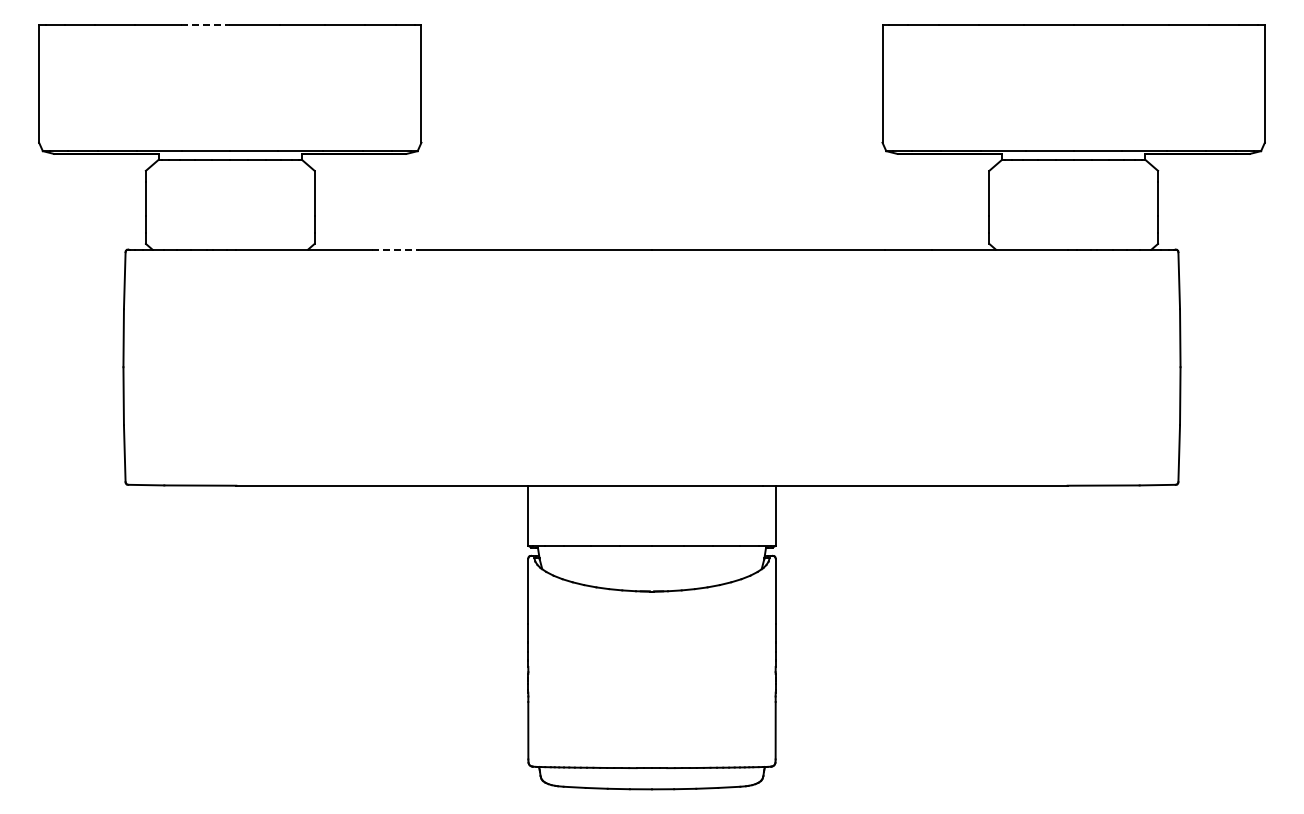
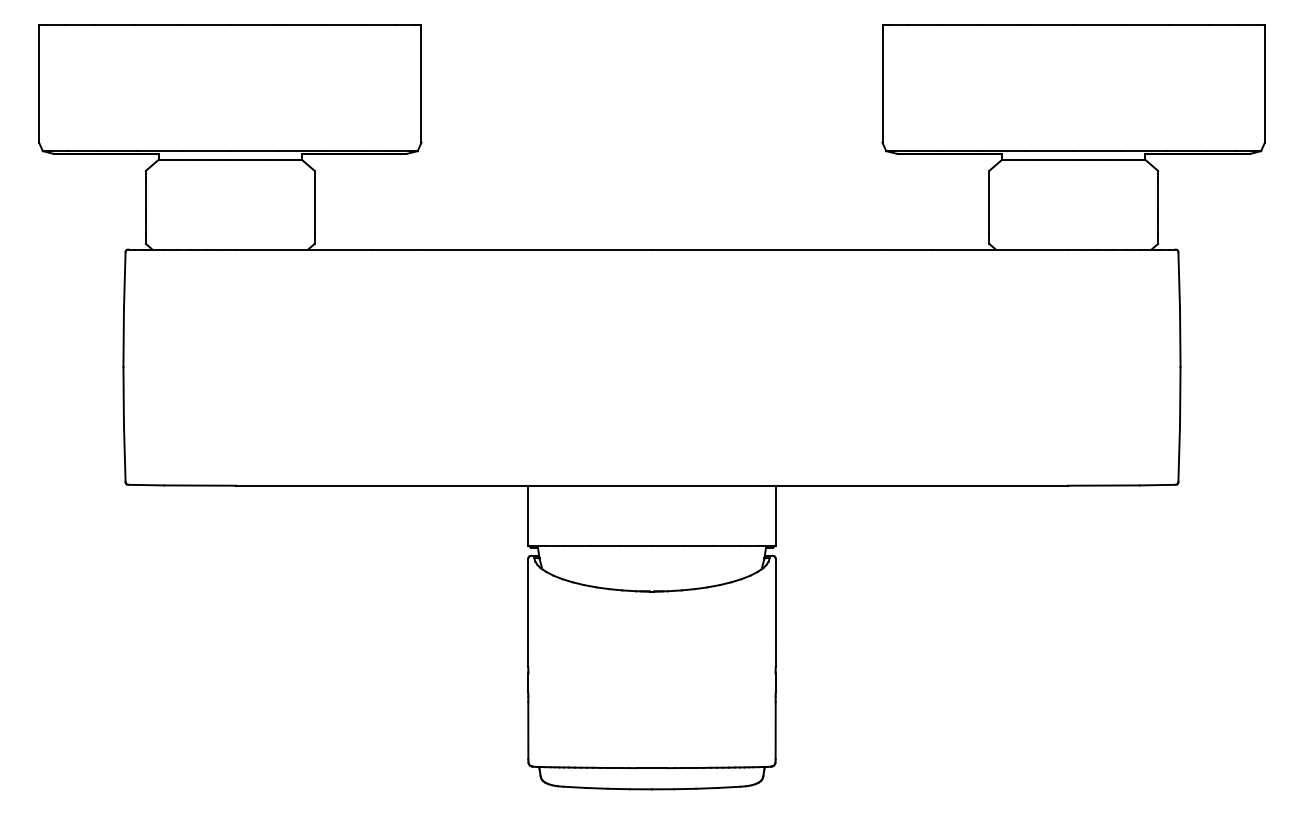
line: dashed -> solid (205, 24)
line: dashed -> solid (395, 249)
